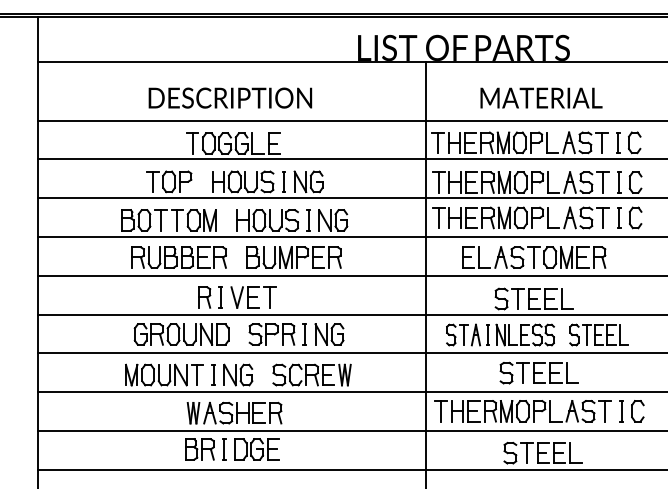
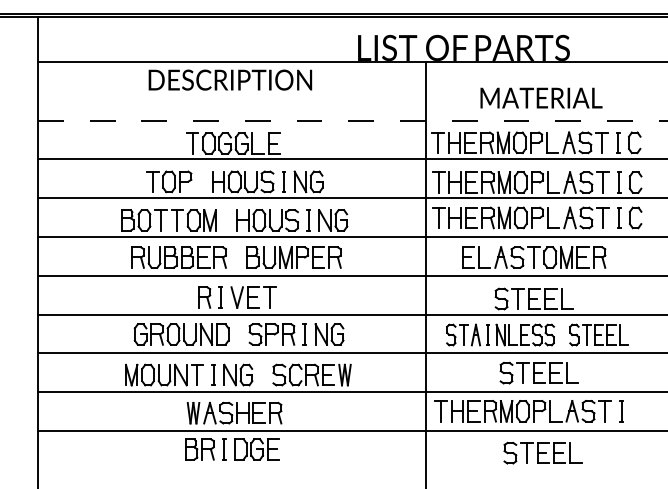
text position: (230, 97) -> (230, 79) (230, 79)
line: solid -> dashed (352, 120)
part: present -> none (637, 411)
line: present -> none (350, 469)
